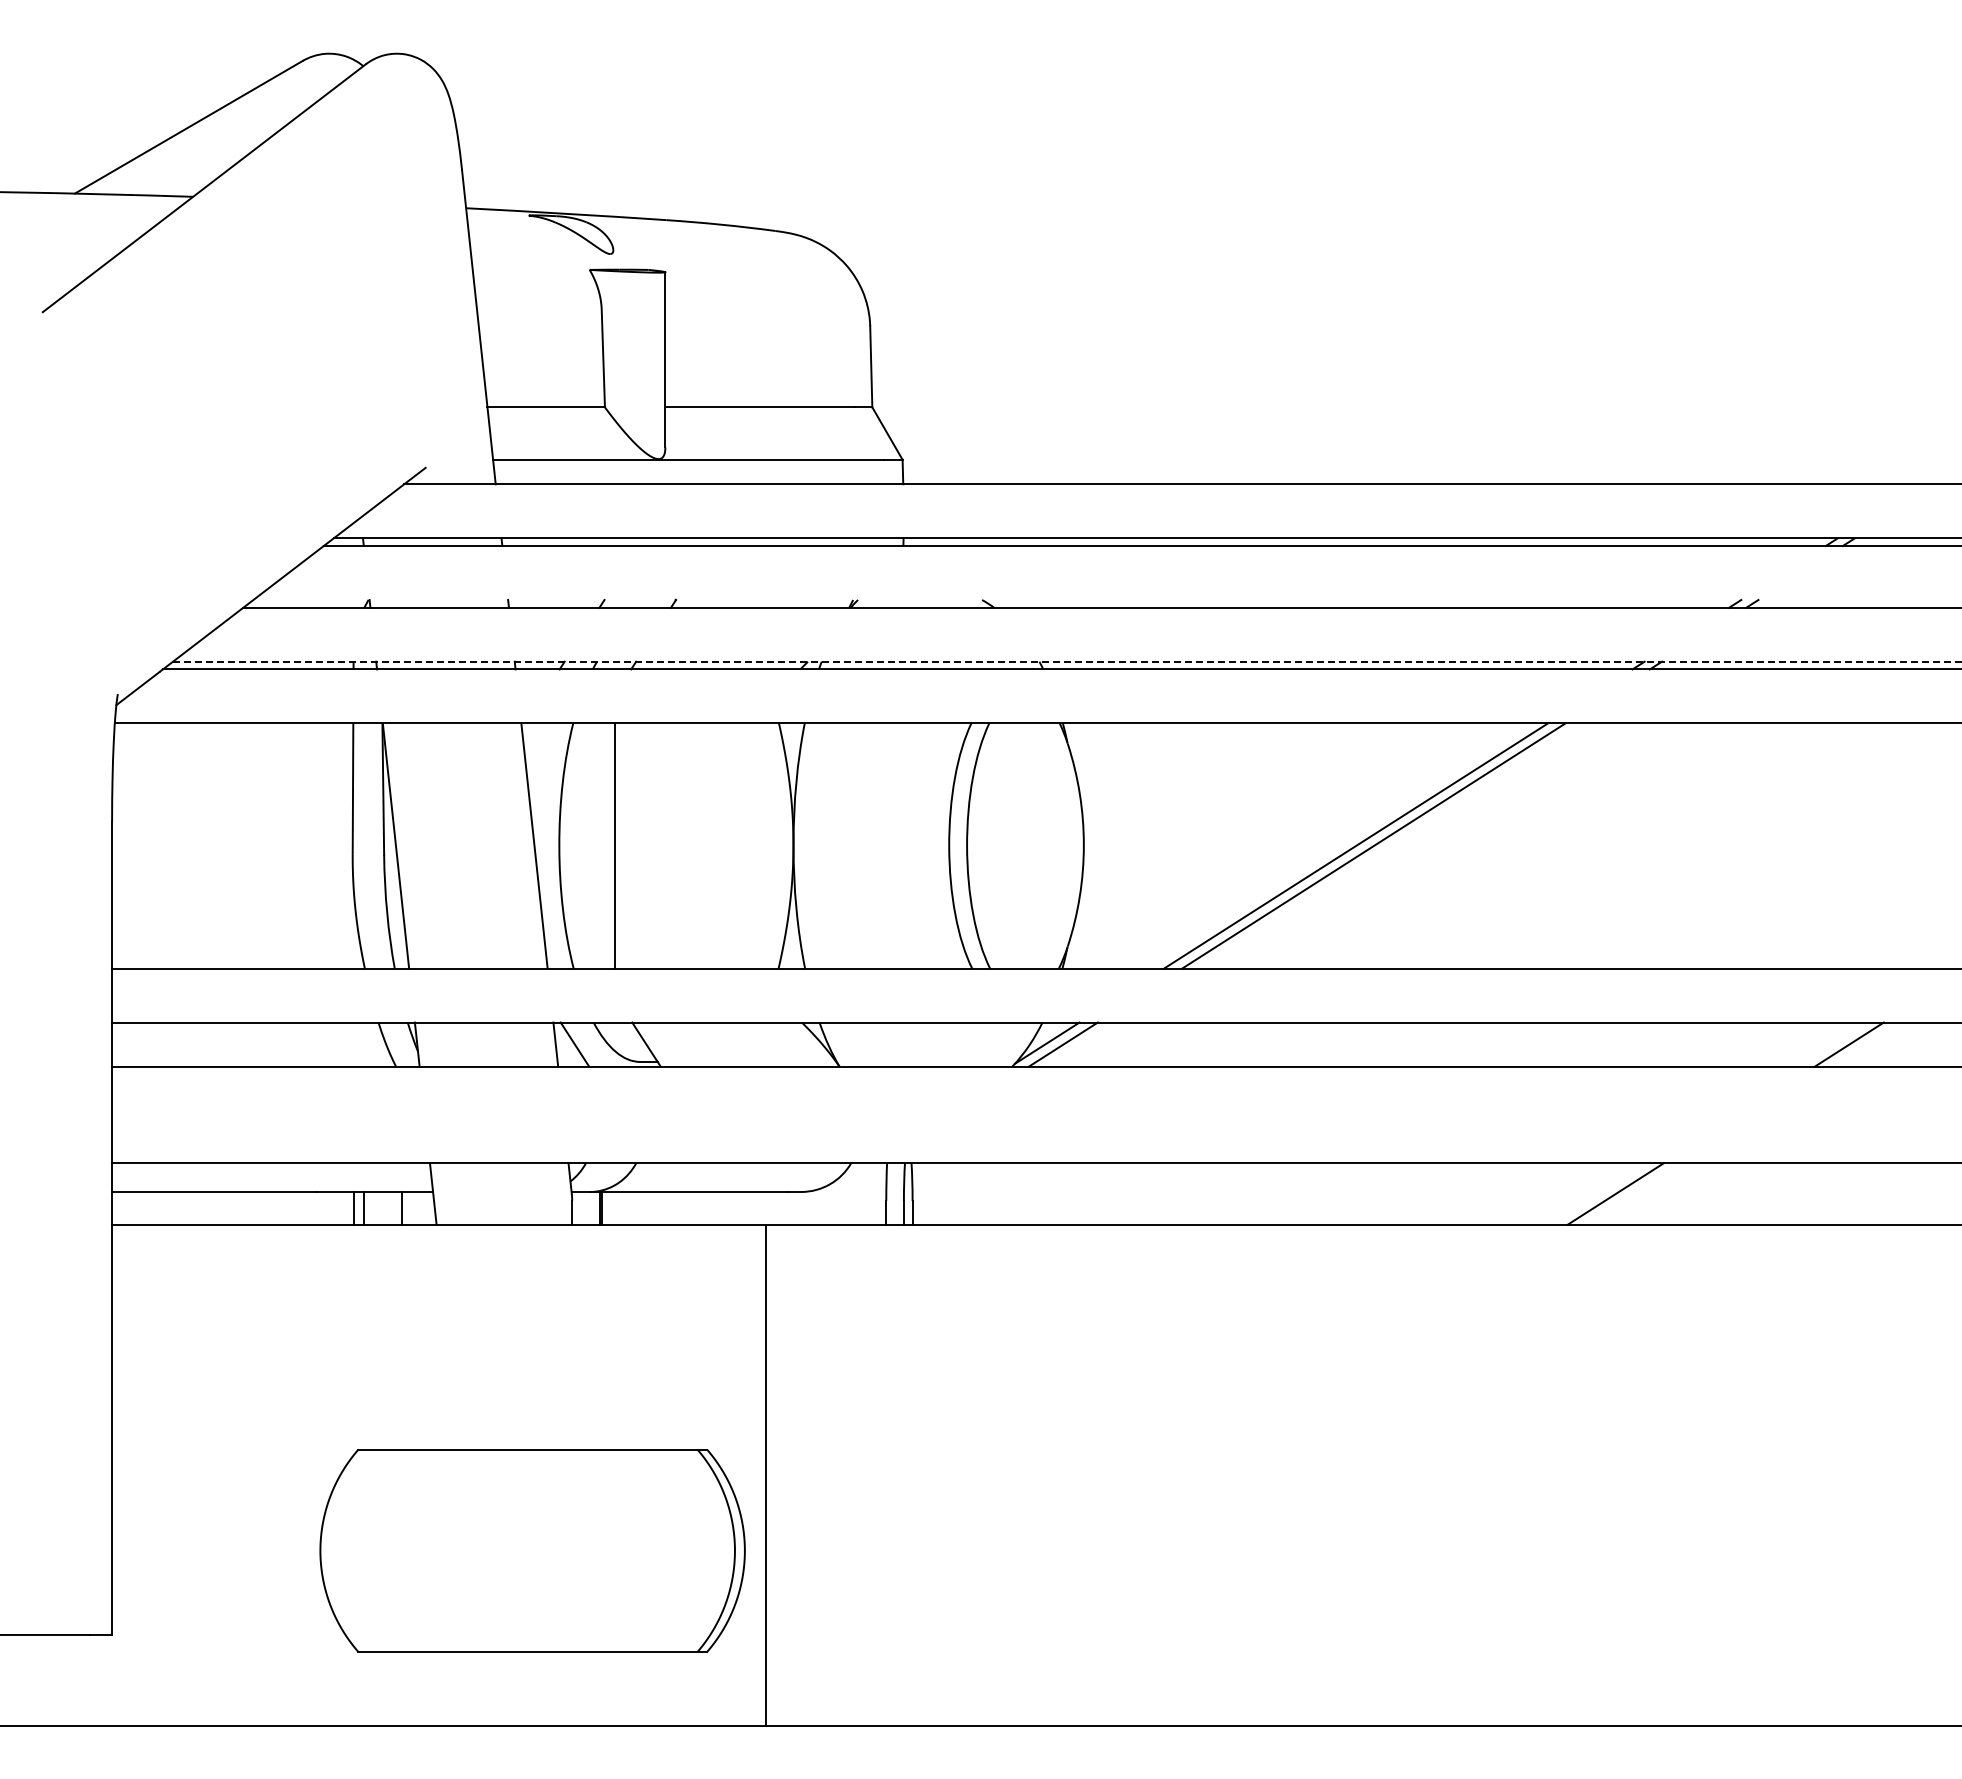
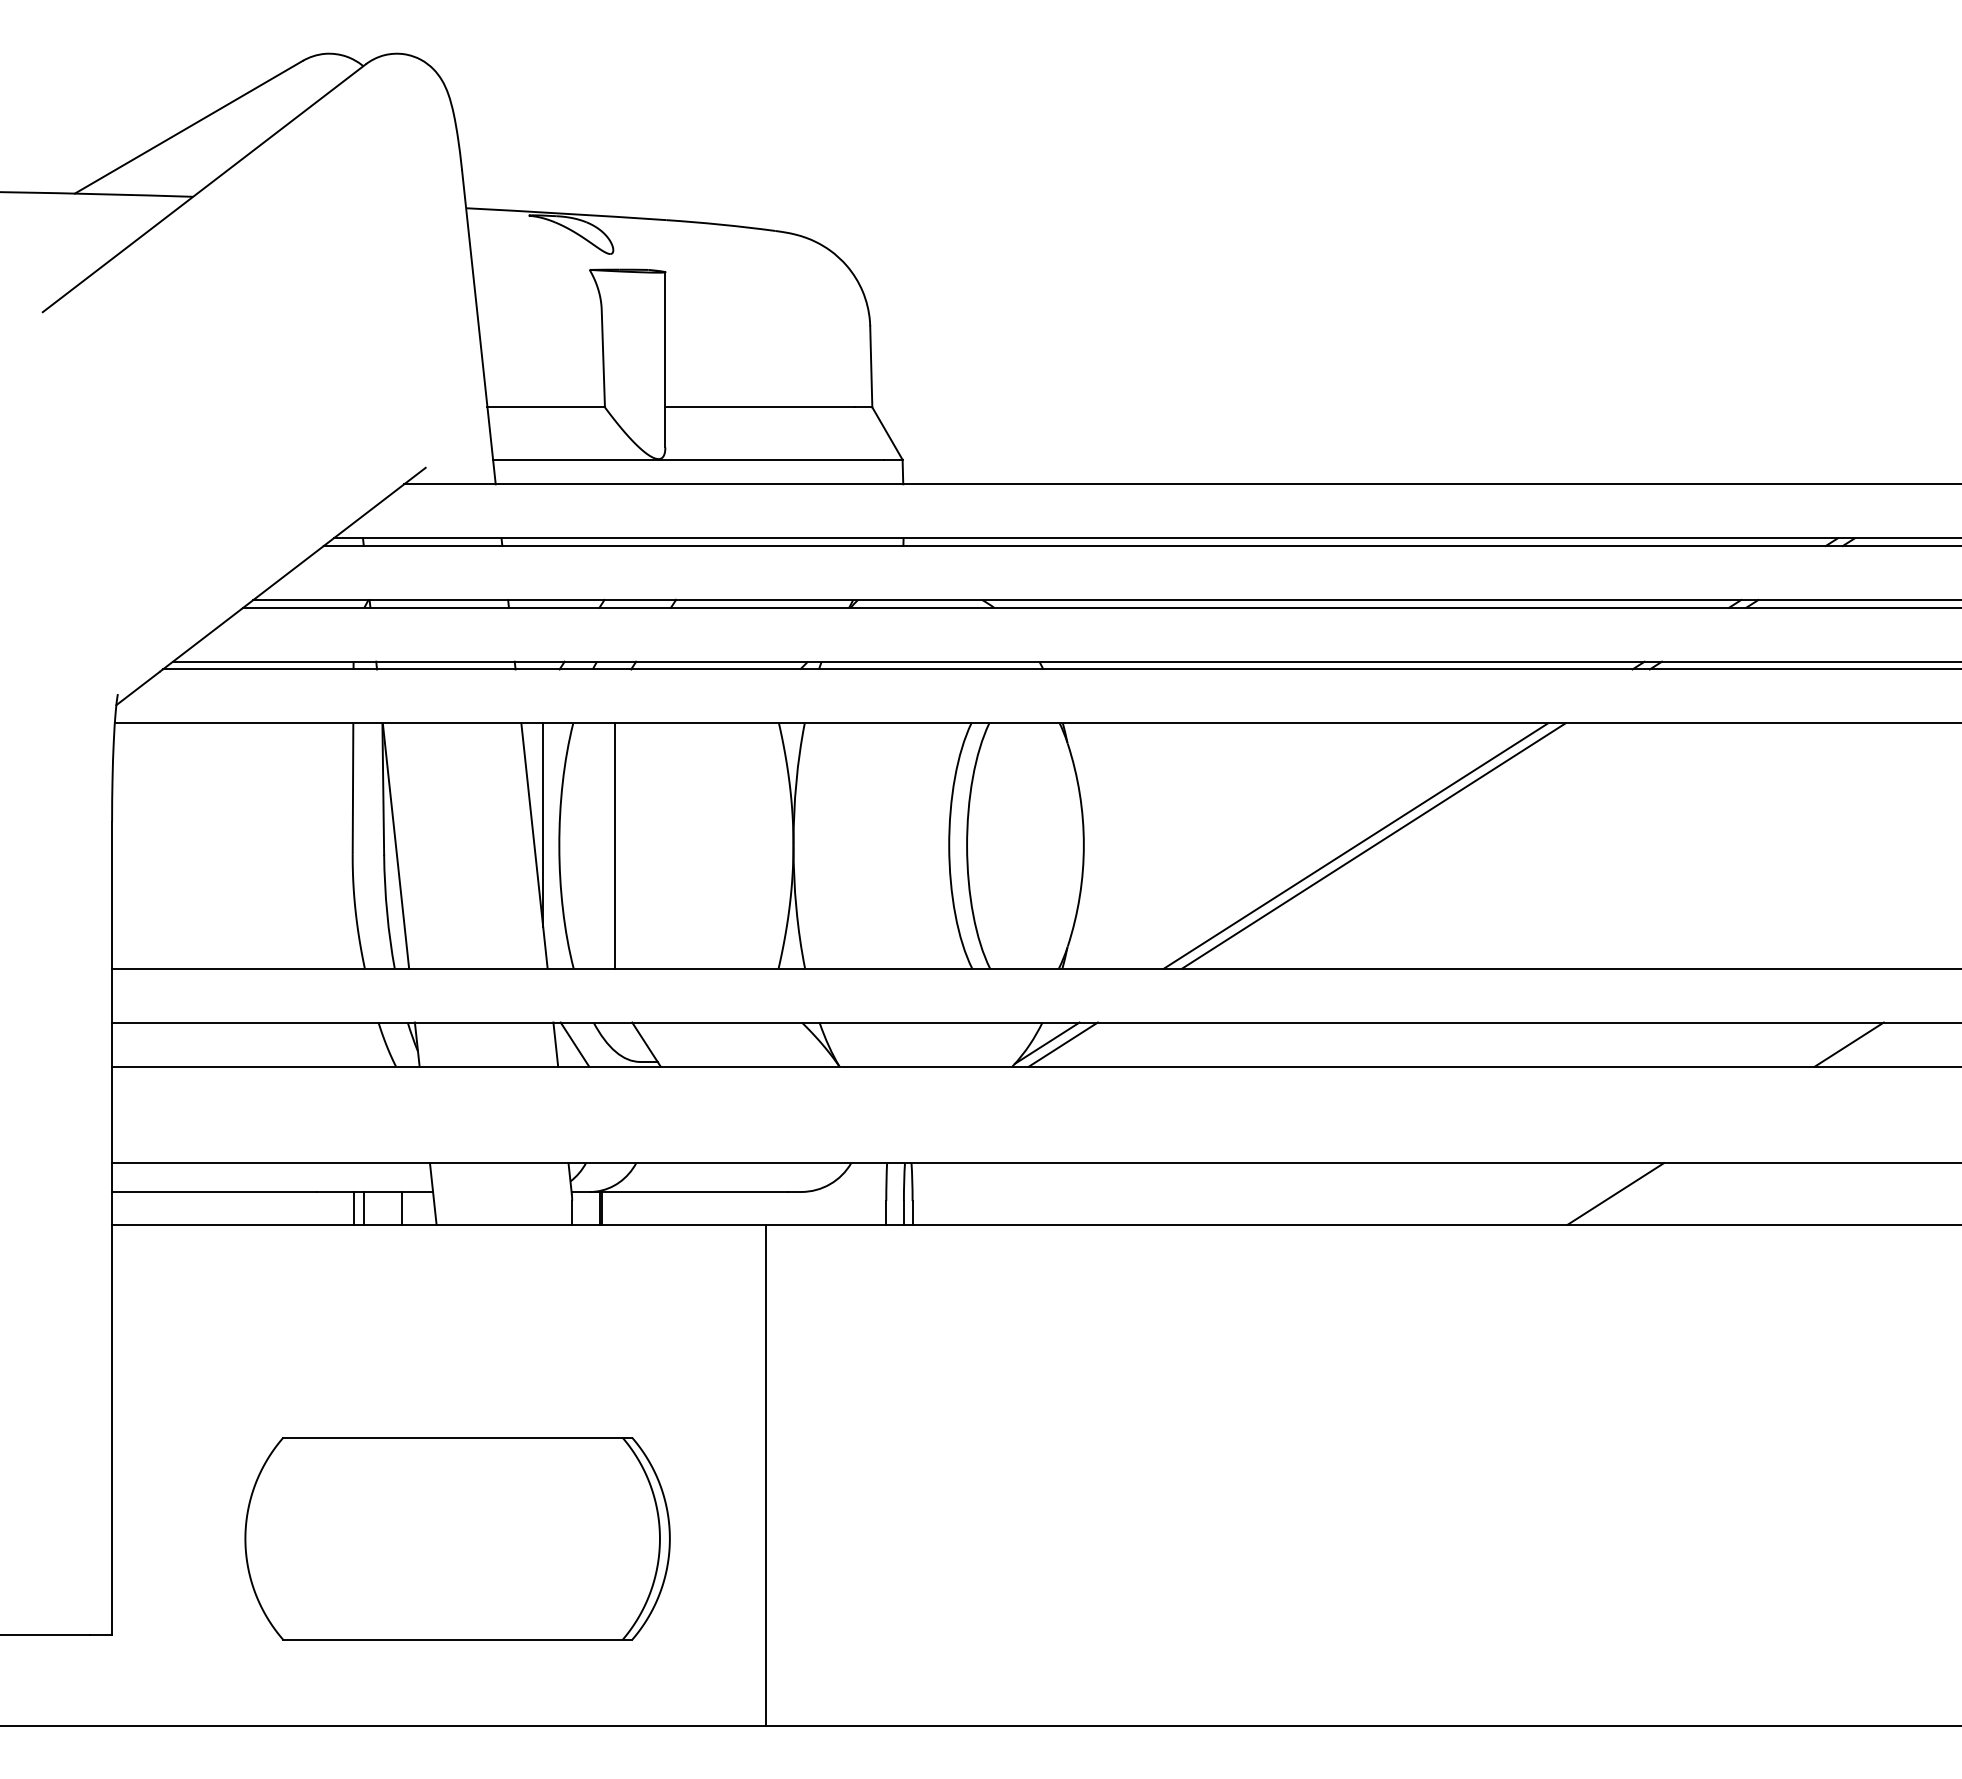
line: none -> present (1105, 599)
line: dashed -> solid (1067, 661)
line: none -> present (543, 824)
part position: (532, 1550) -> (457, 1538) (457, 1538)
